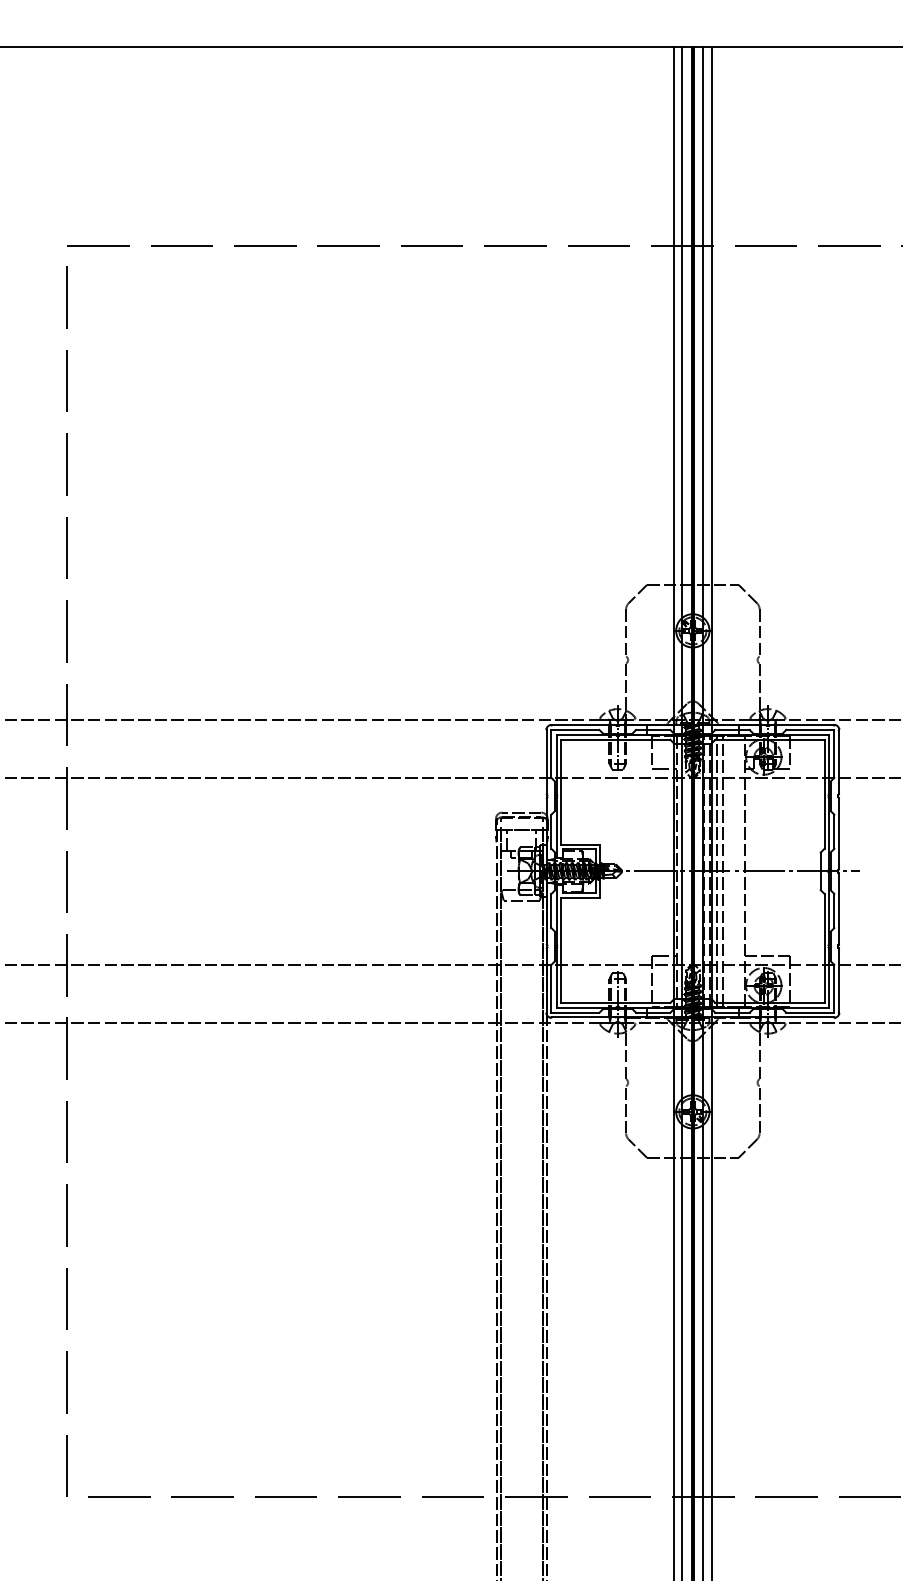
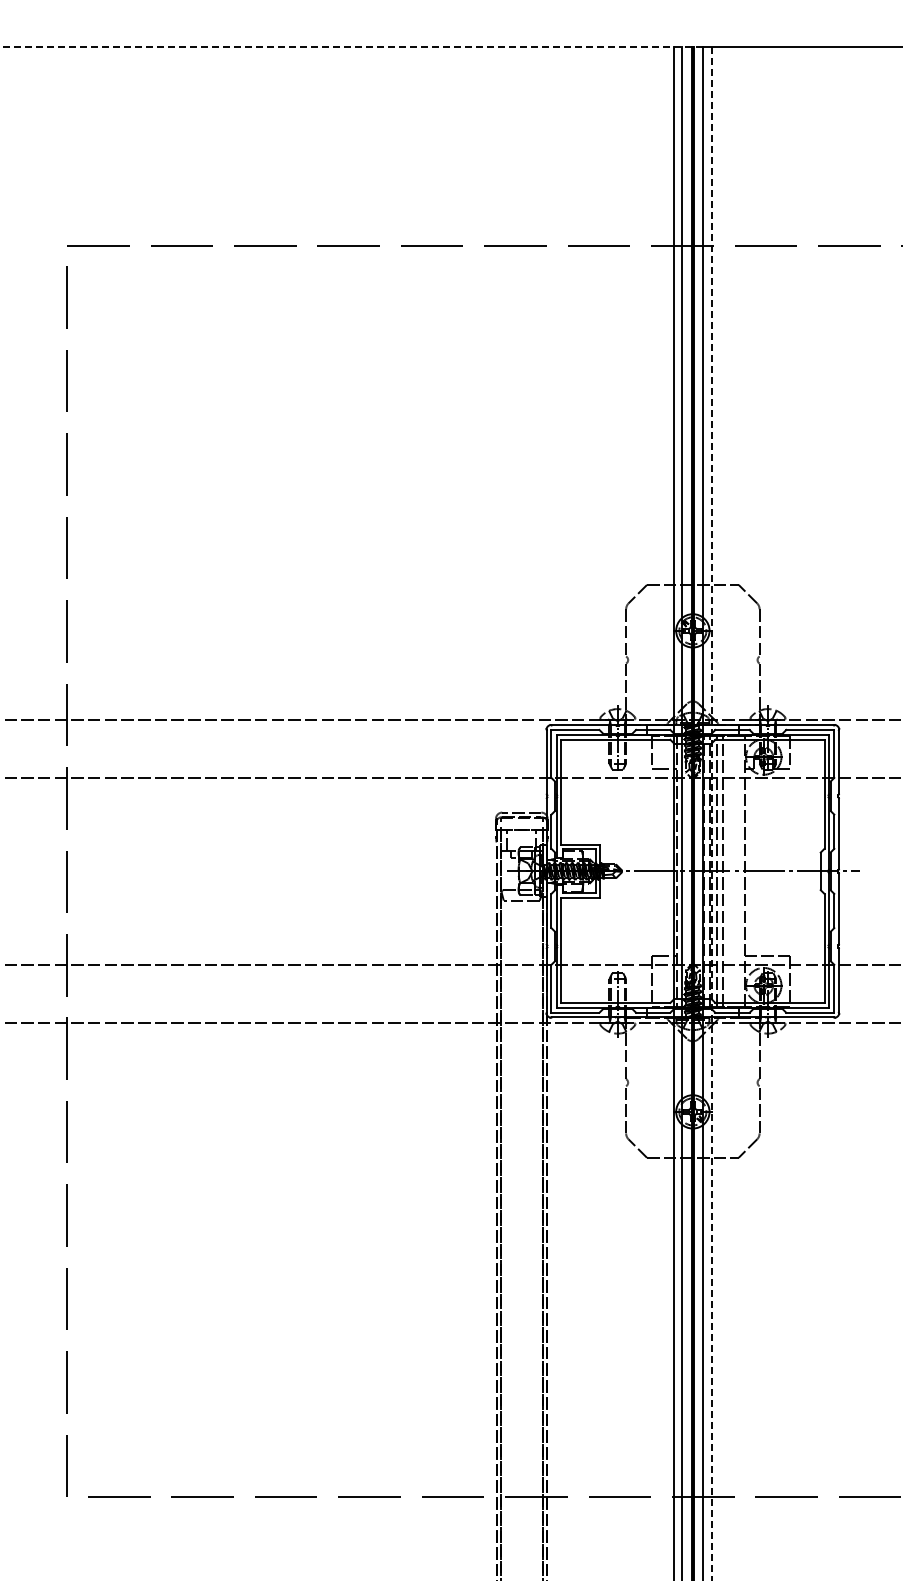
line: solid -> dashed (351, 47)
line: solid -> dashed (711, 814)
